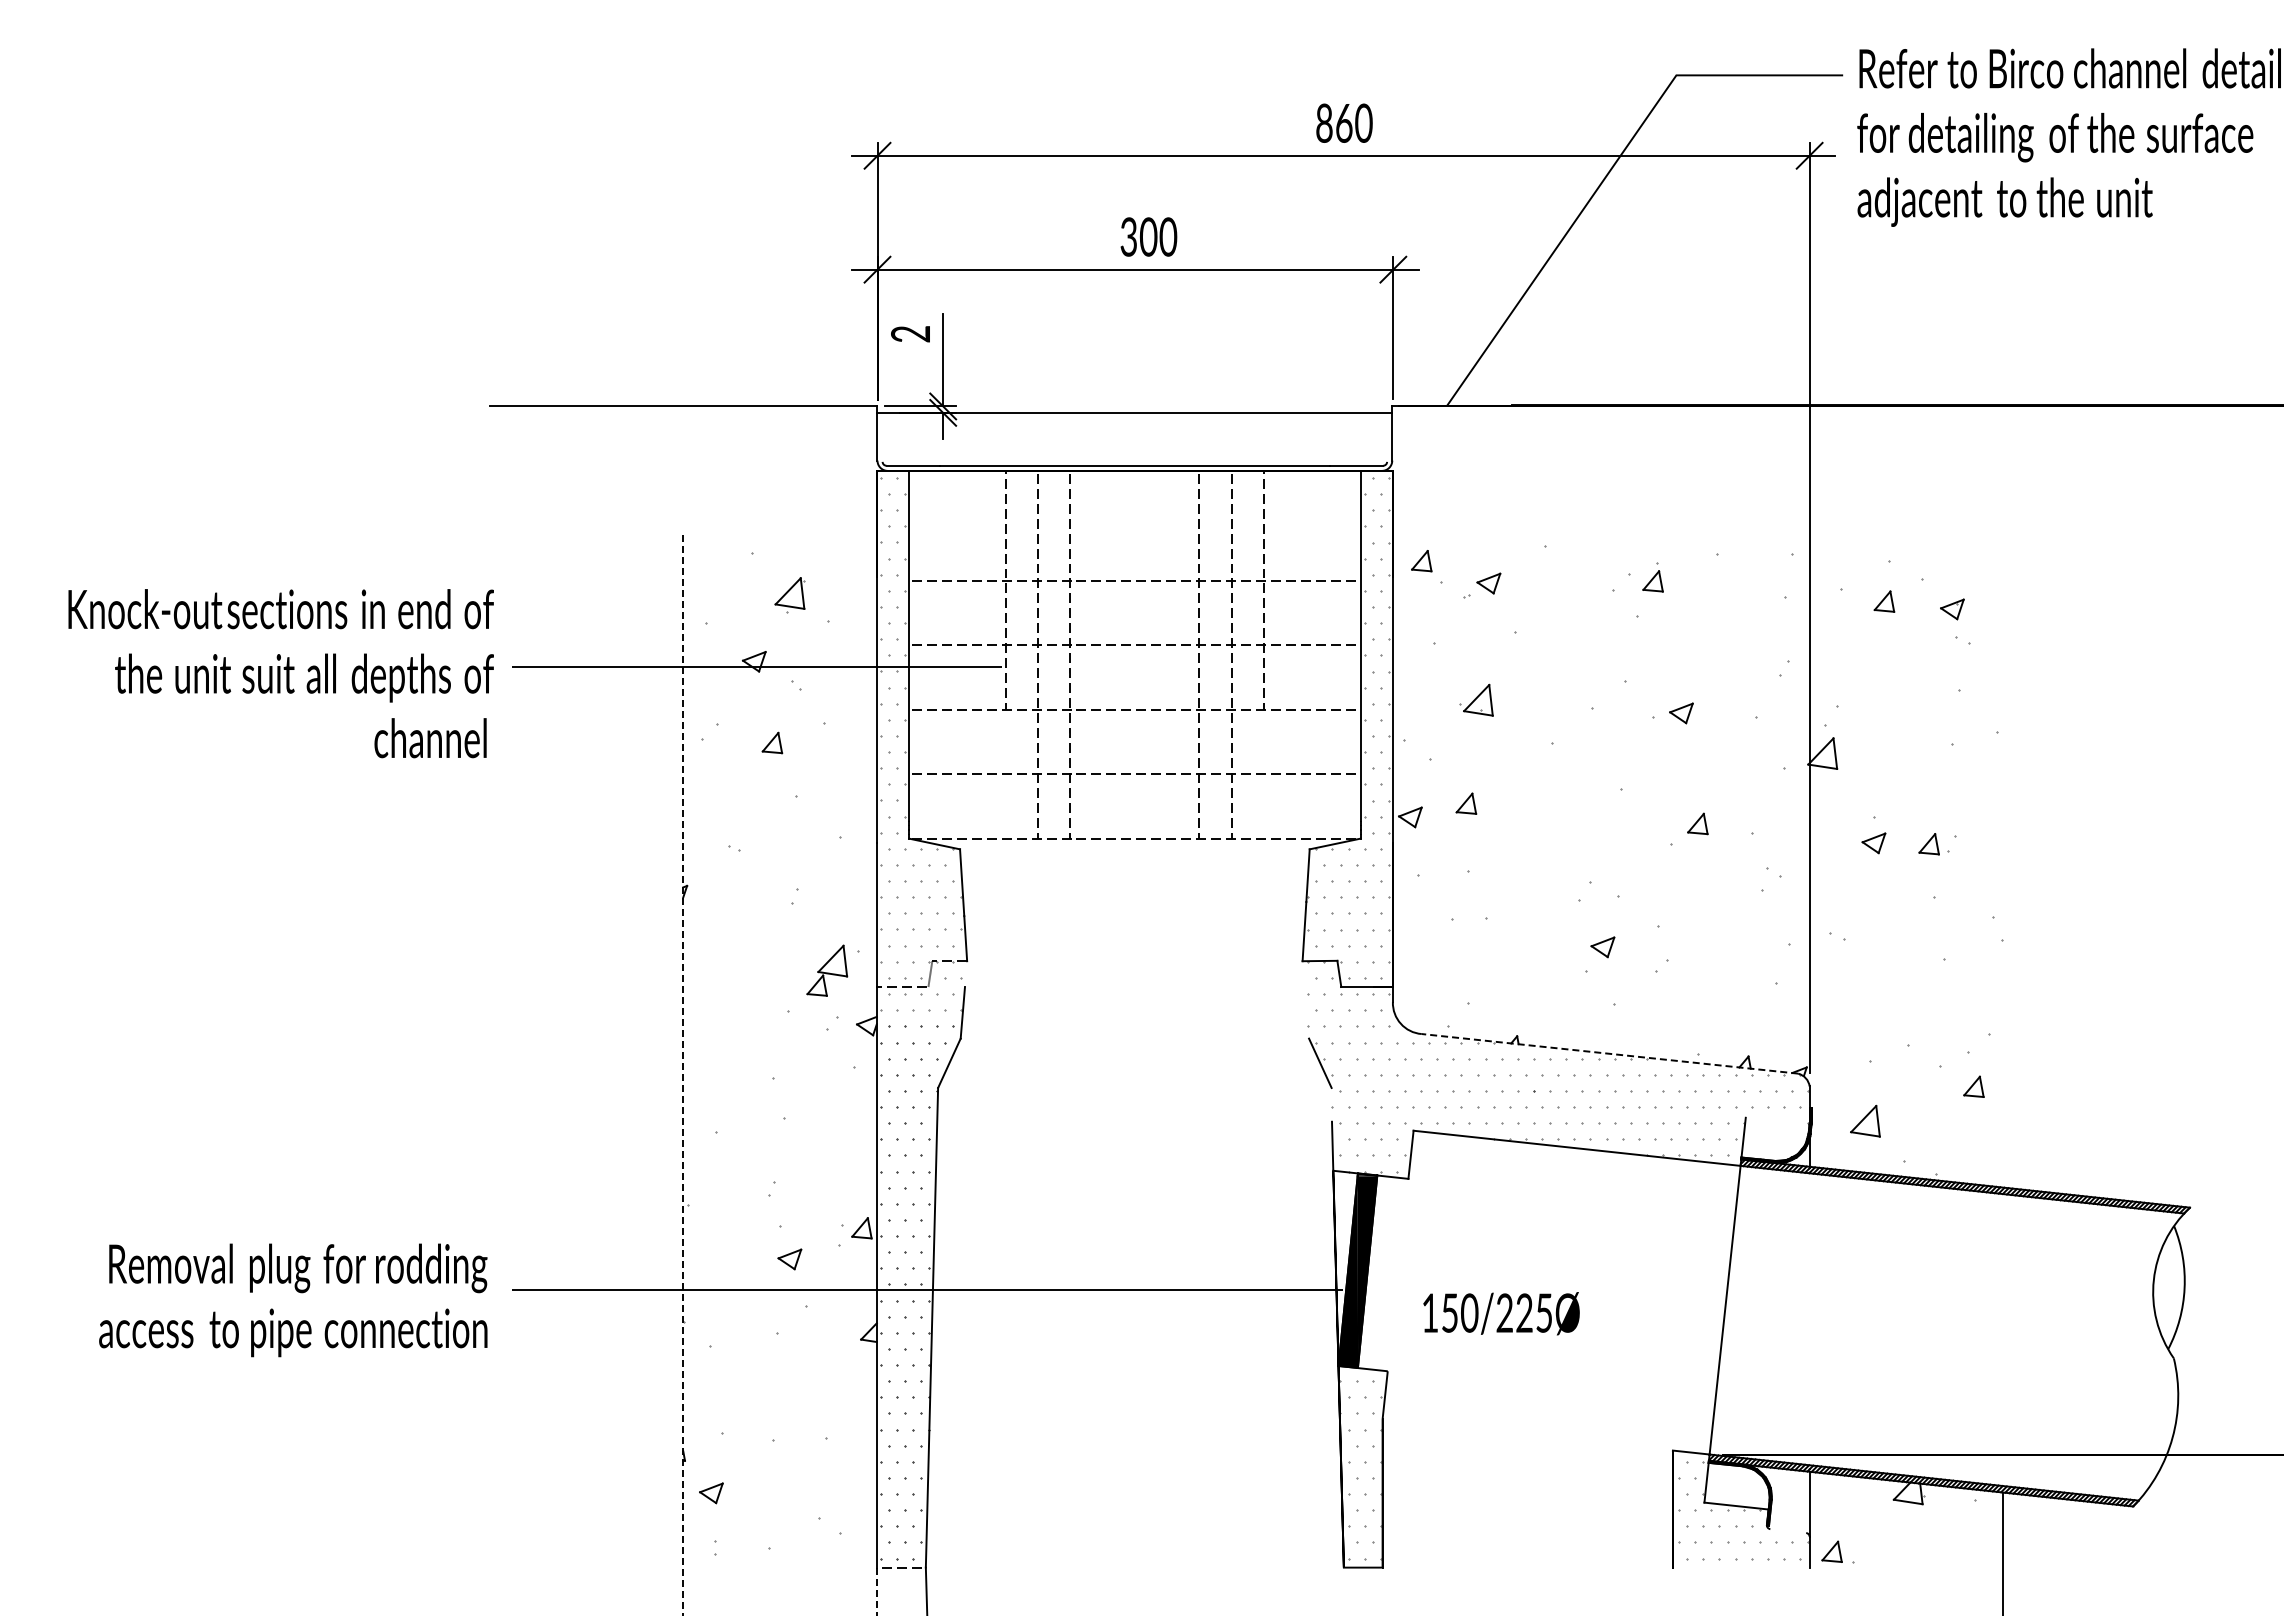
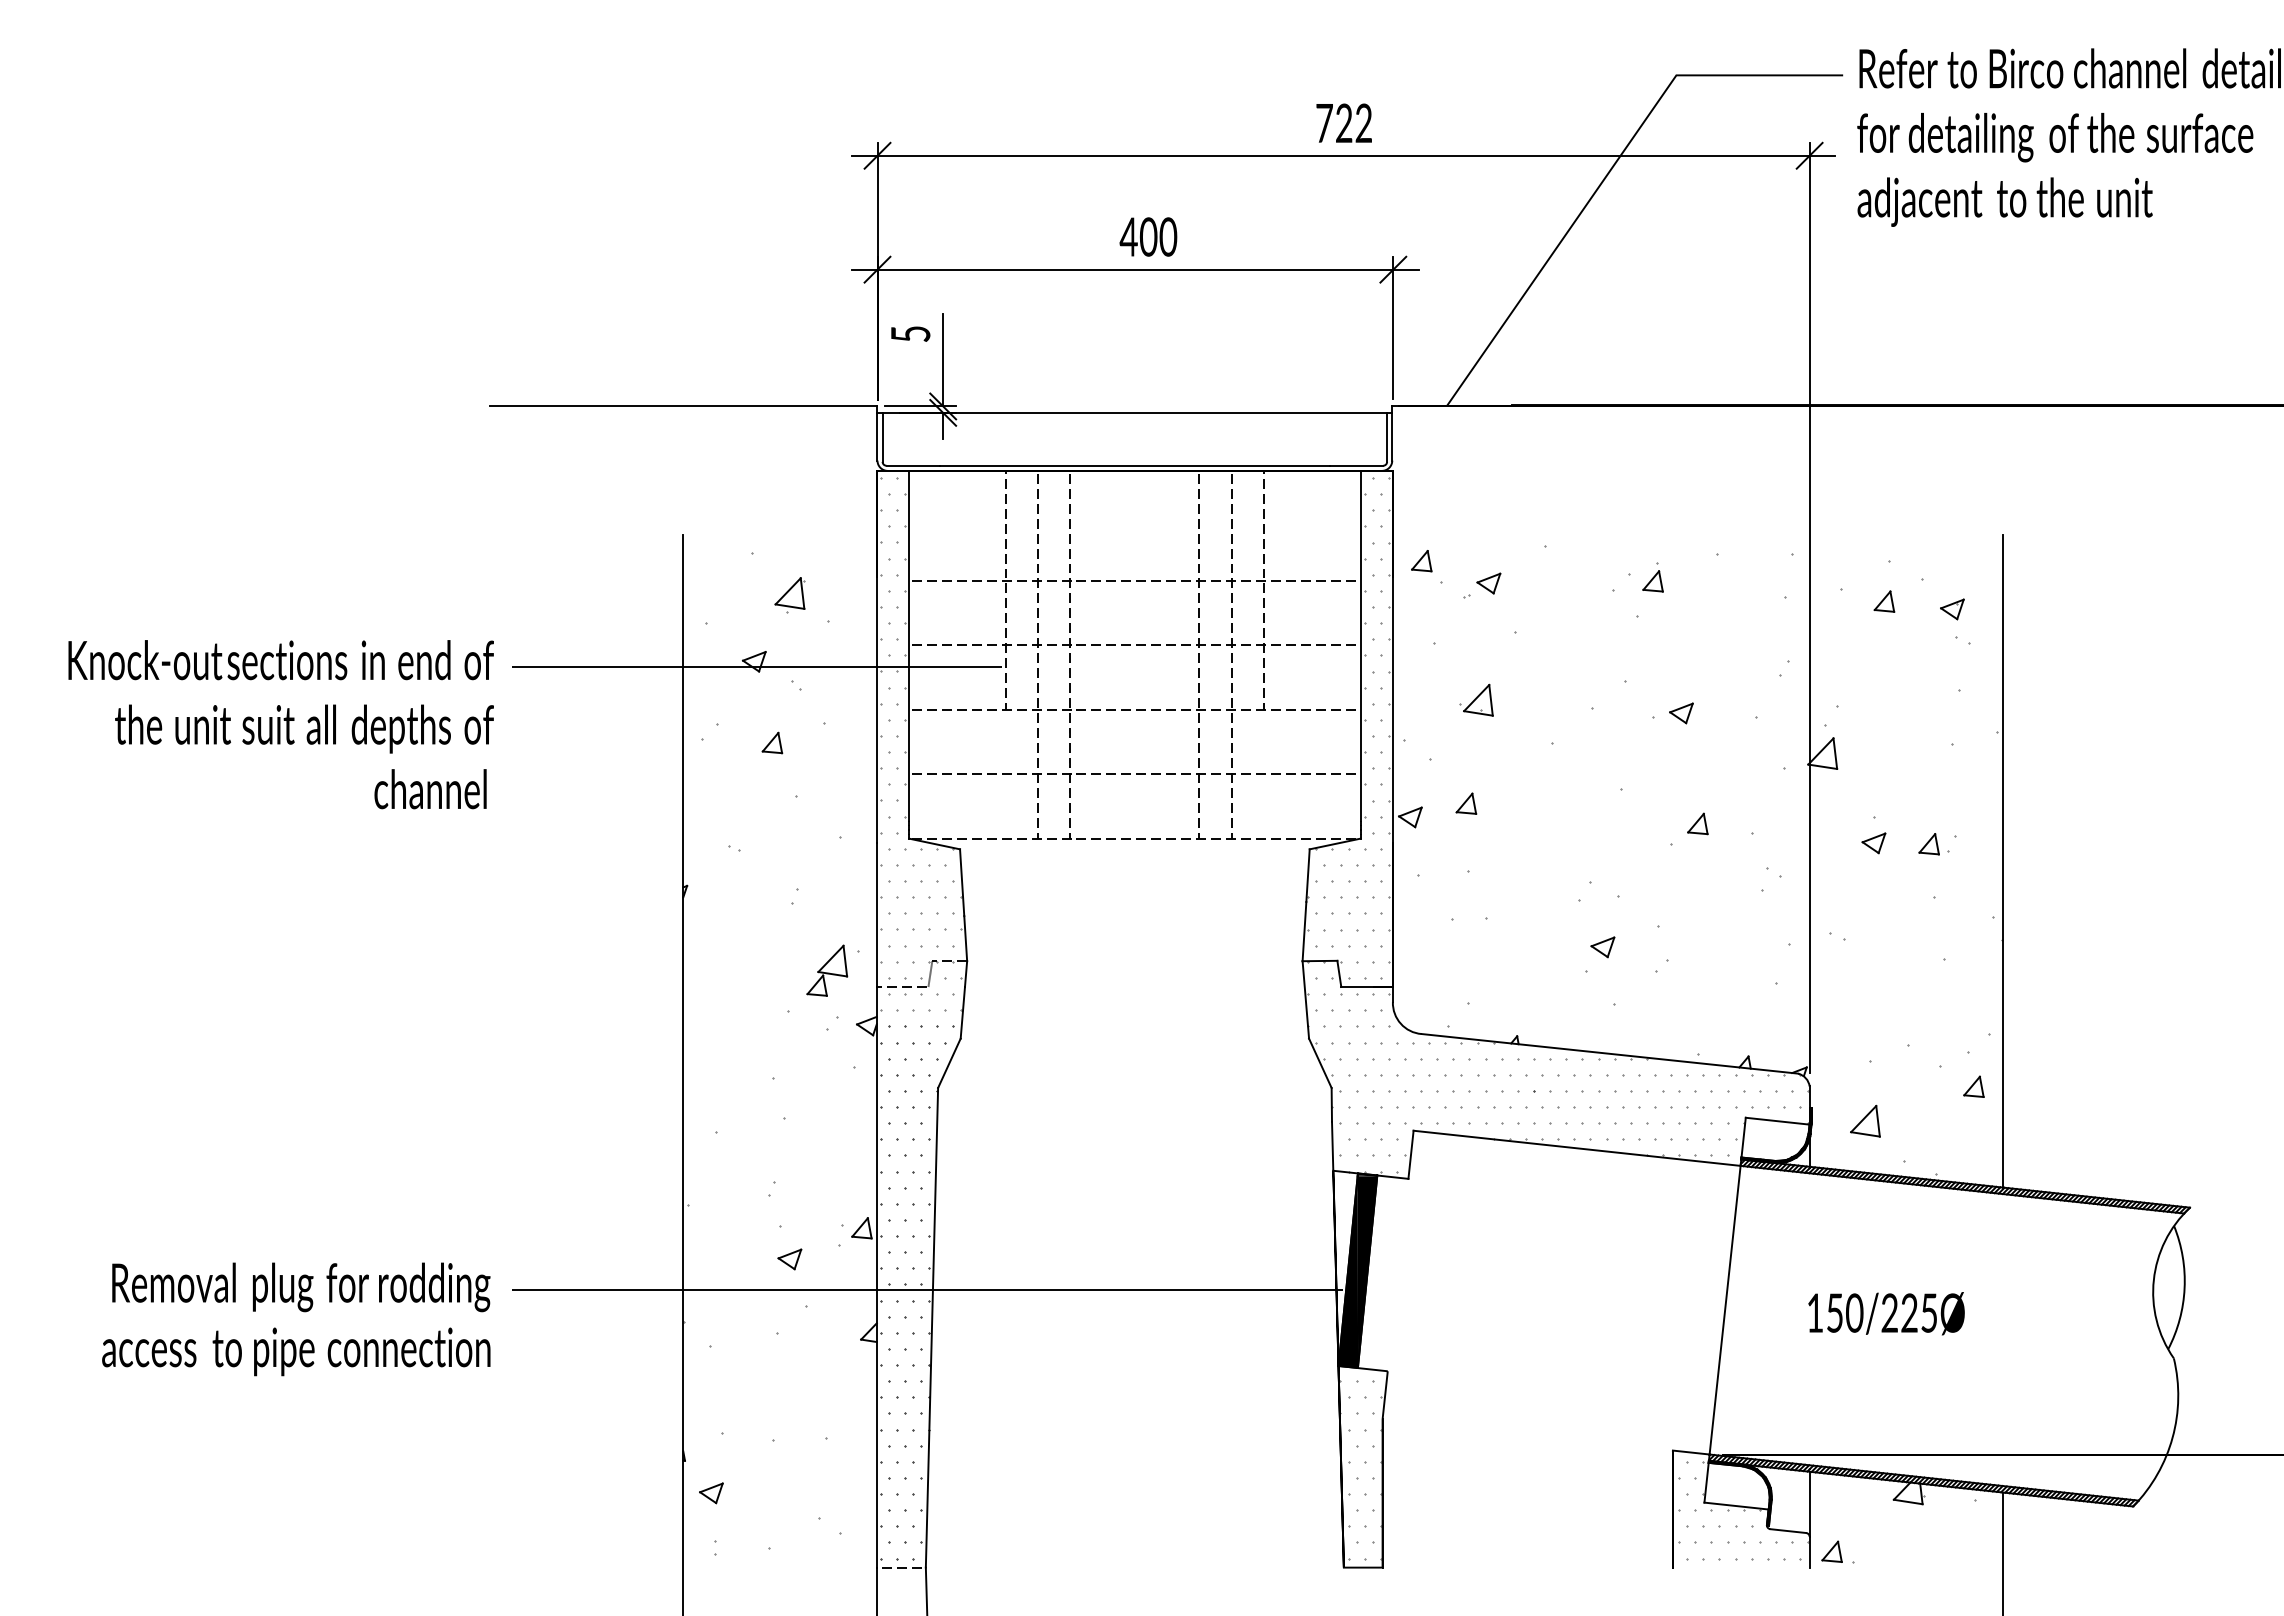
text: 860 -> 722 (1344, 122)
text: 300 -> 400 (1128, 236)
text: 2 -> 5 (910, 334)
line: none -> present (882, 436)
line: none -> present (1387, 436)
text position: (280, 673) -> (280, 724) (280, 724)
line: none -> present (2003, 861)
line: none -> present (965, 974)
line: none -> present (1305, 999)
line: dashed -> solid (1609, 1053)
line: dashed -> solid (683, 1075)
line: none -> present (1331, 1104)
line: none -> present (1777, 1120)
text position: (293, 1300) -> (296, 1319) (296, 1319)
text position: (1501, 1313) -> (1886, 1313) (1886, 1313)
line: none -> present (1788, 1531)
line: dashed -> solid (876, 1591)
